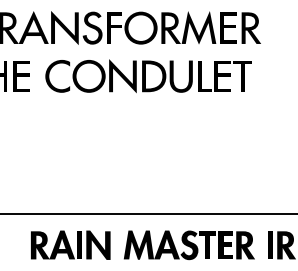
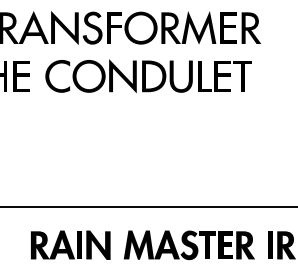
line position: (148, 213) -> (148, 206) (148, 206)
